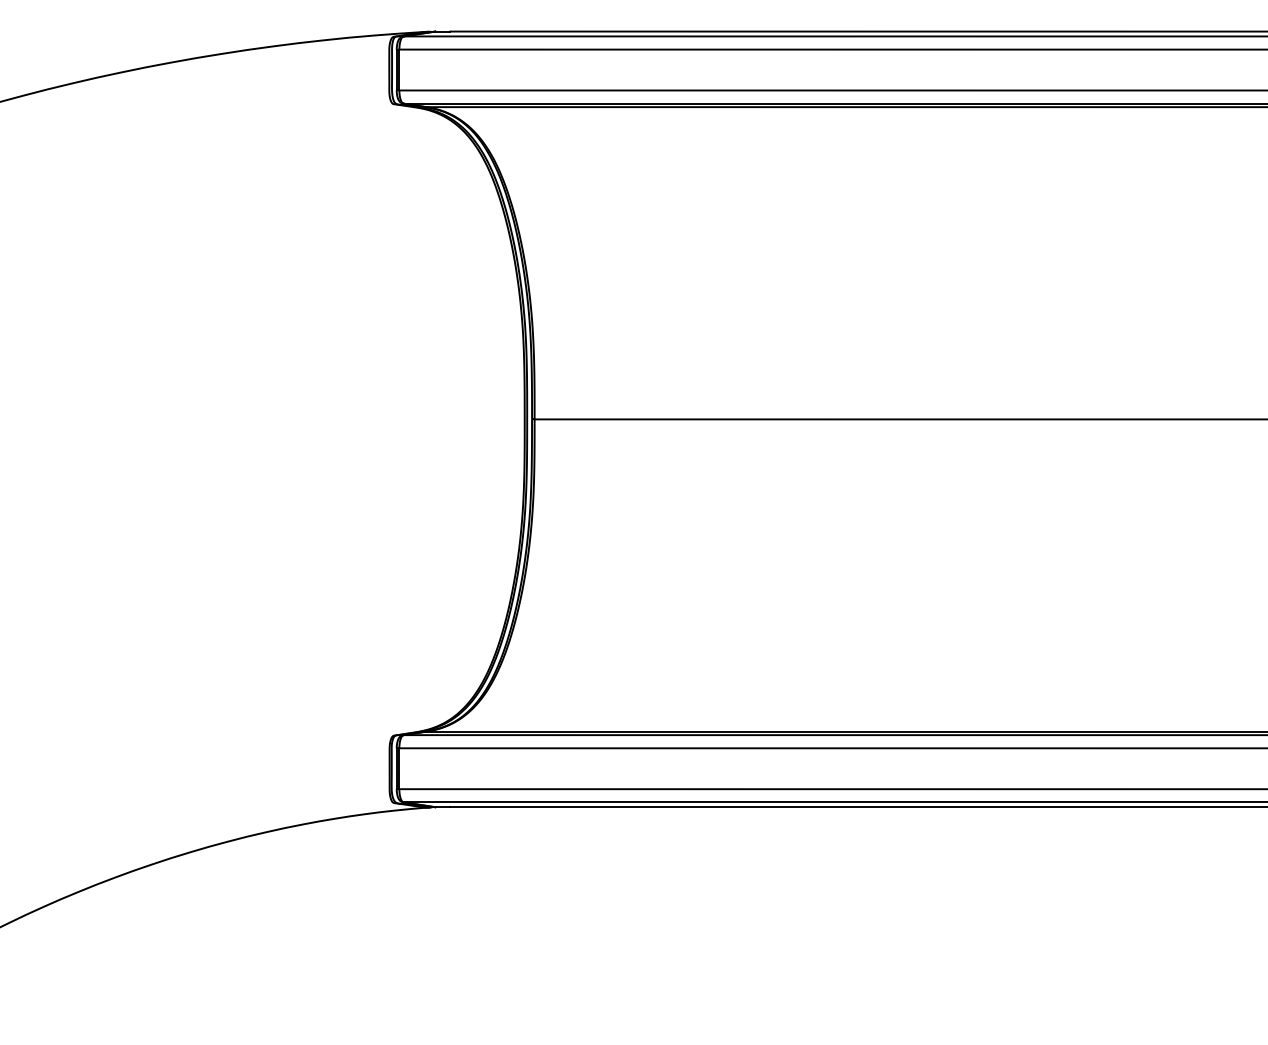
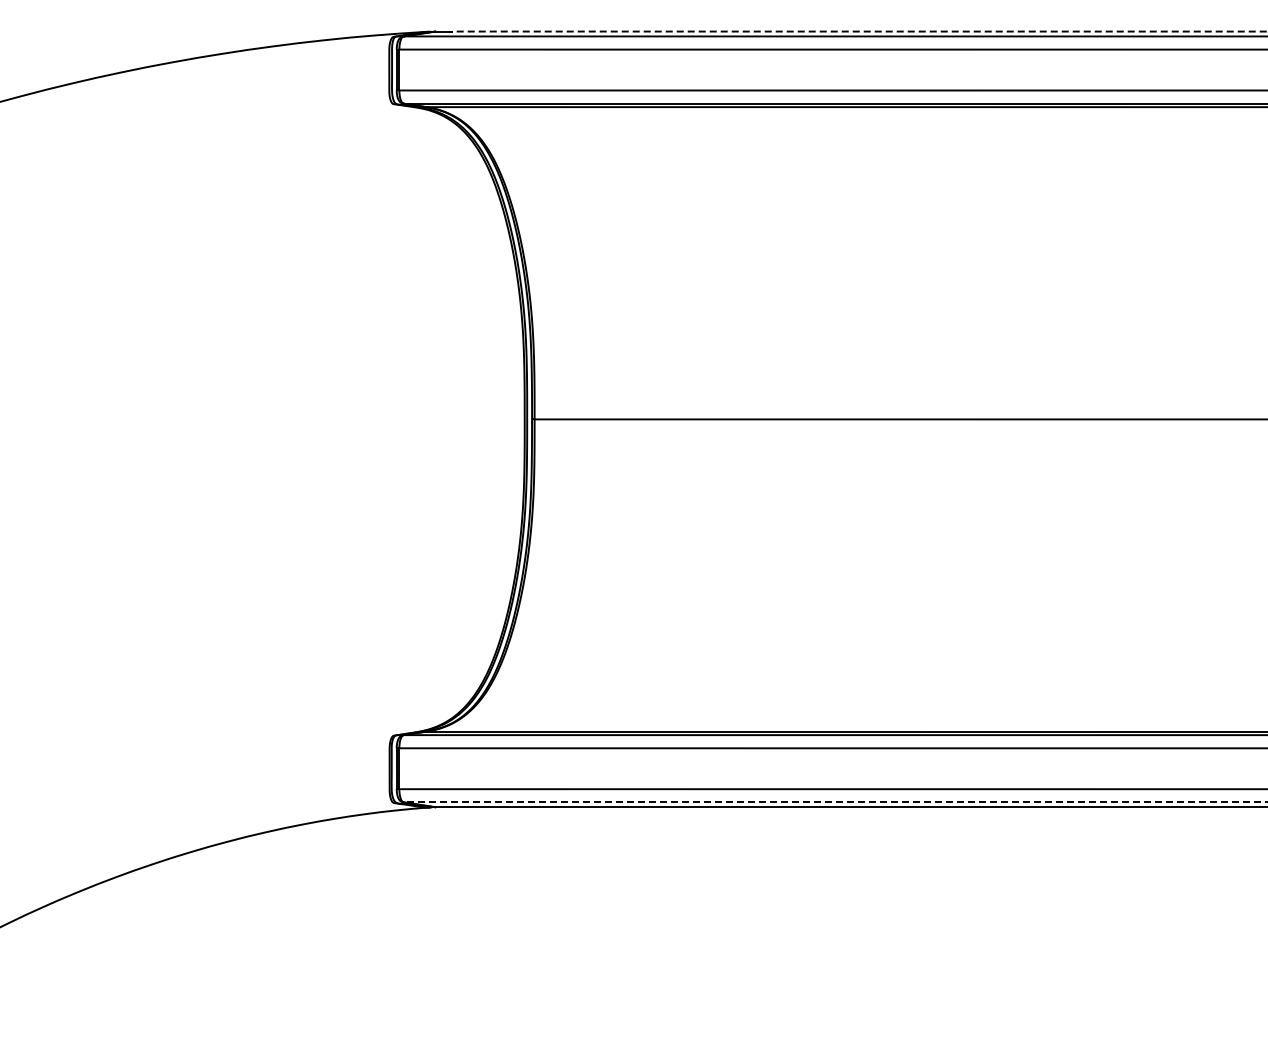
line: solid -> dashed (859, 31)
line: solid -> dashed (835, 802)
